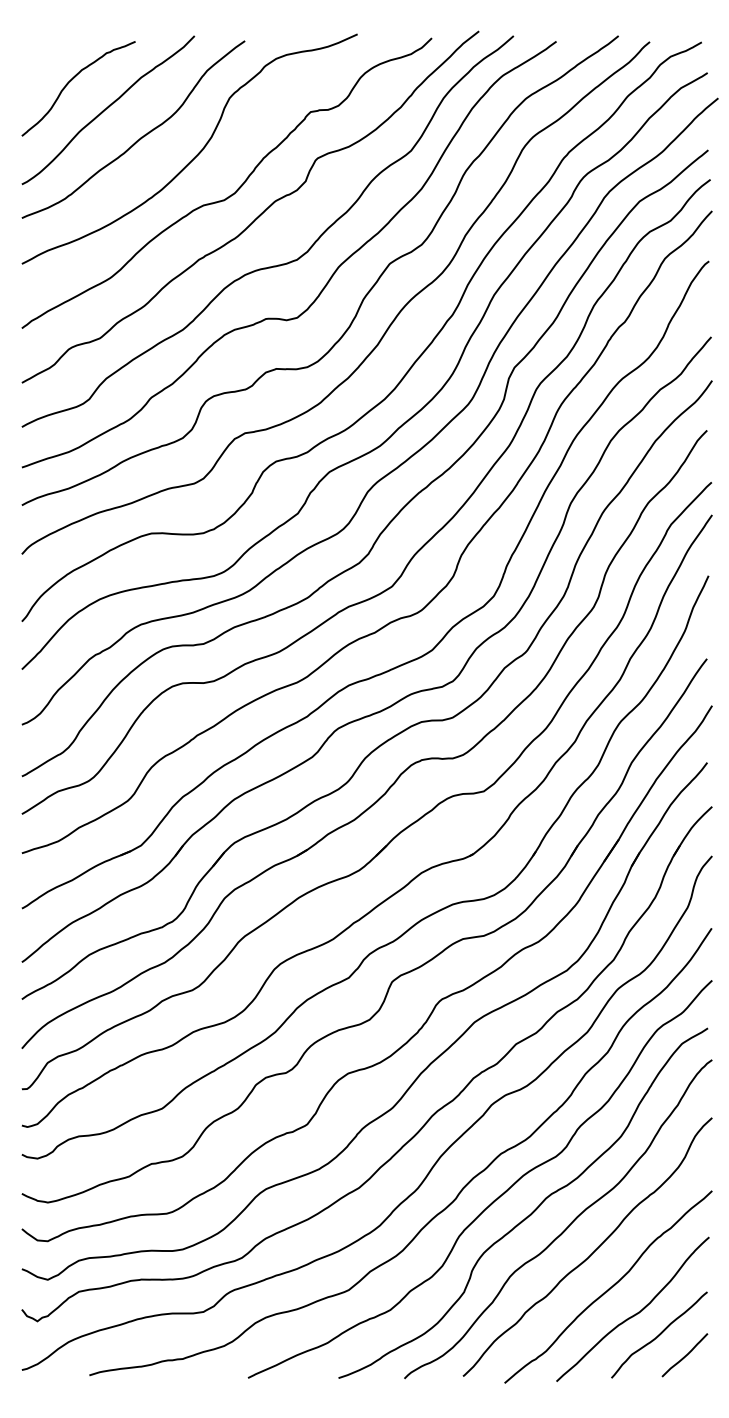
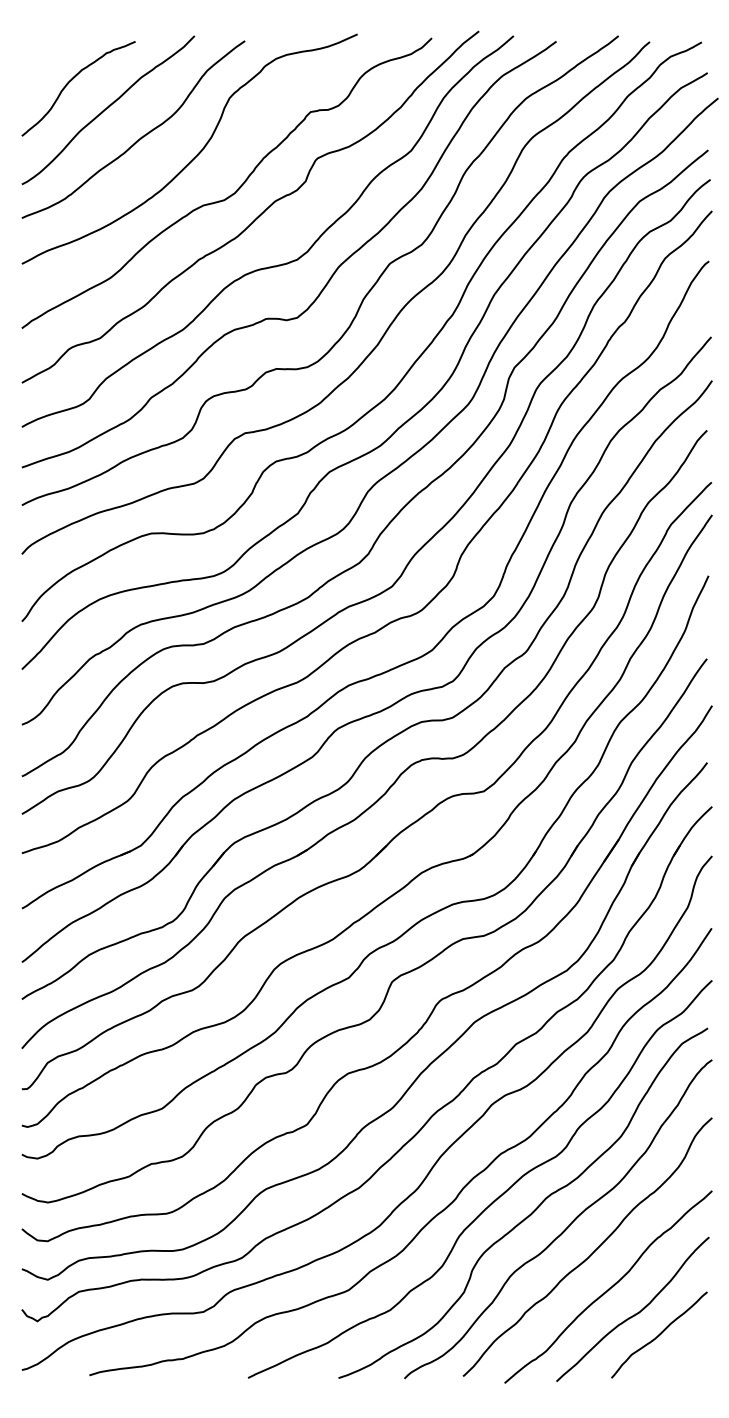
curve: present -> none (684, 1355)
